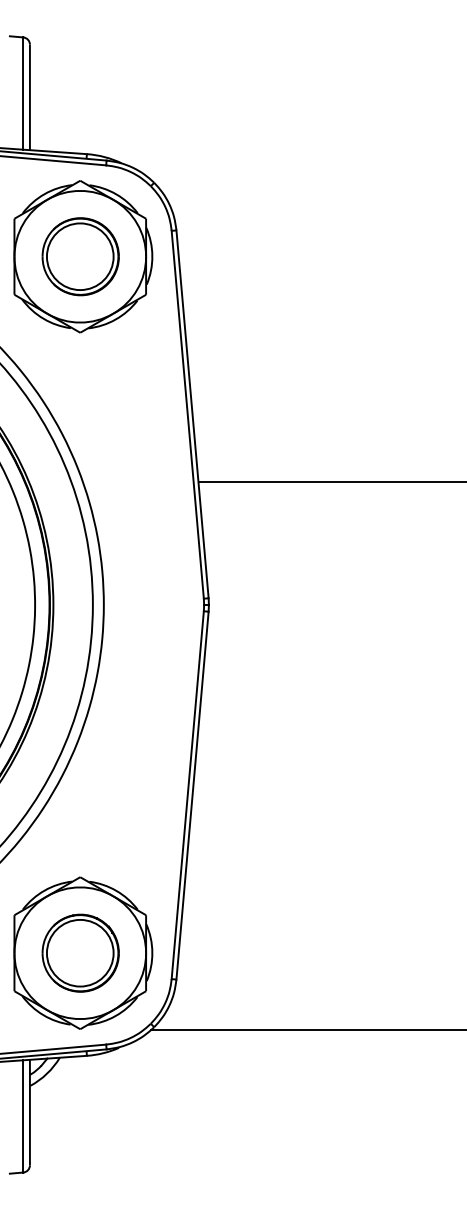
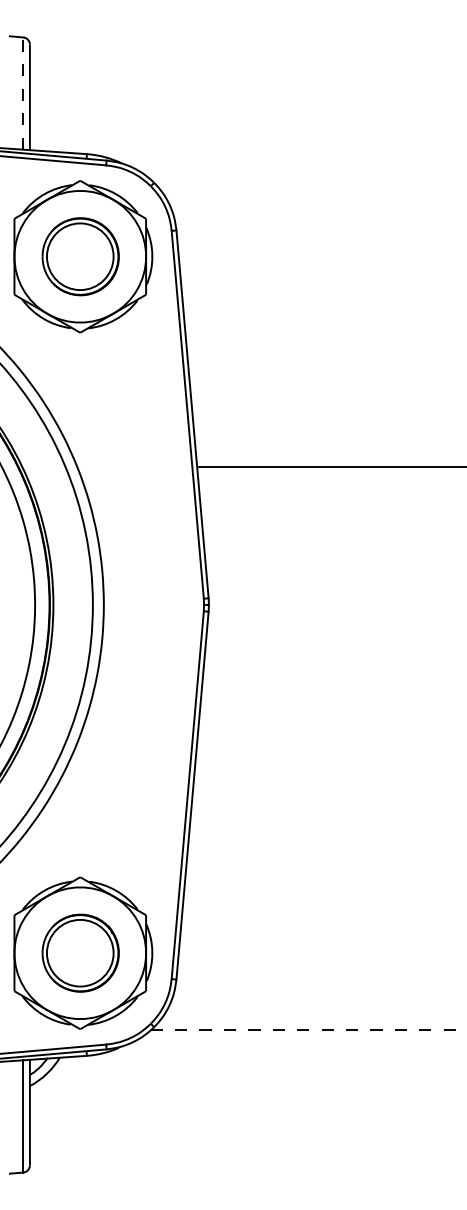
line: solid -> dashed (23, 93)
line position: (330, 482) -> (330, 467) (330, 467)
line: solid -> dashed (308, 1030)
